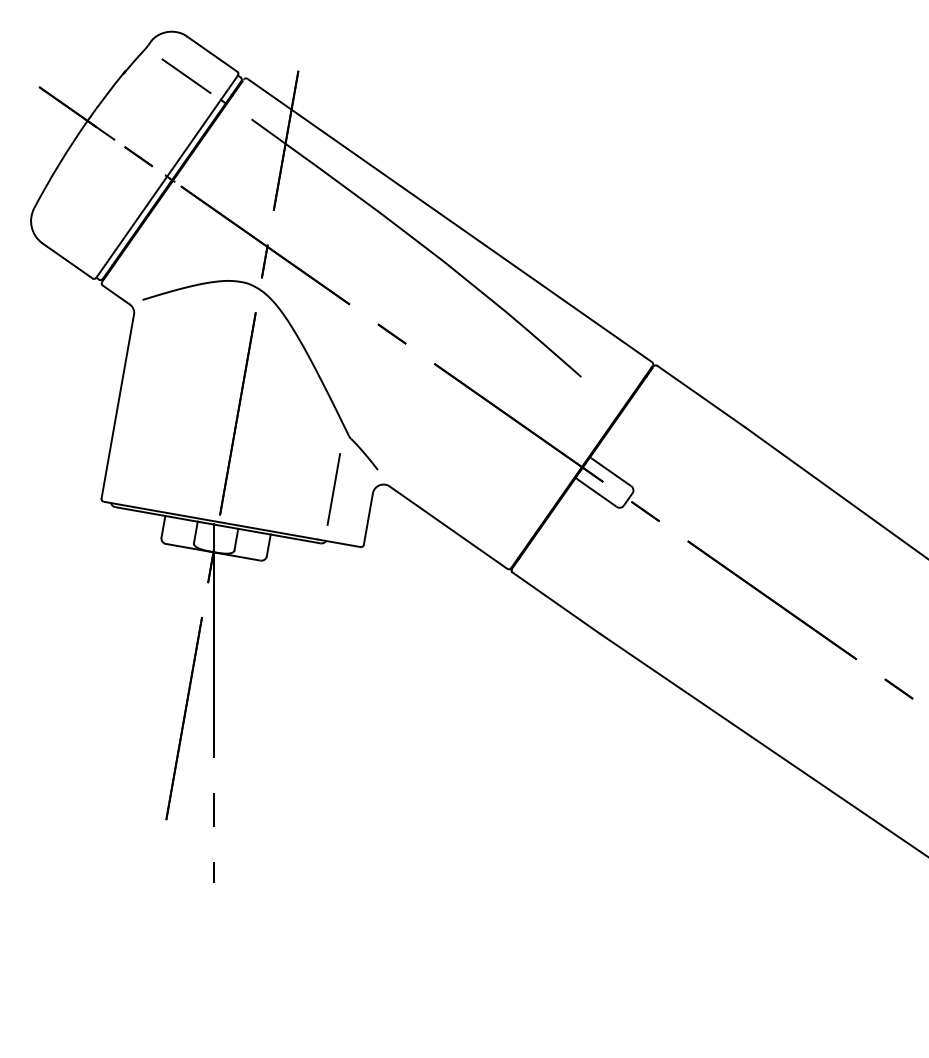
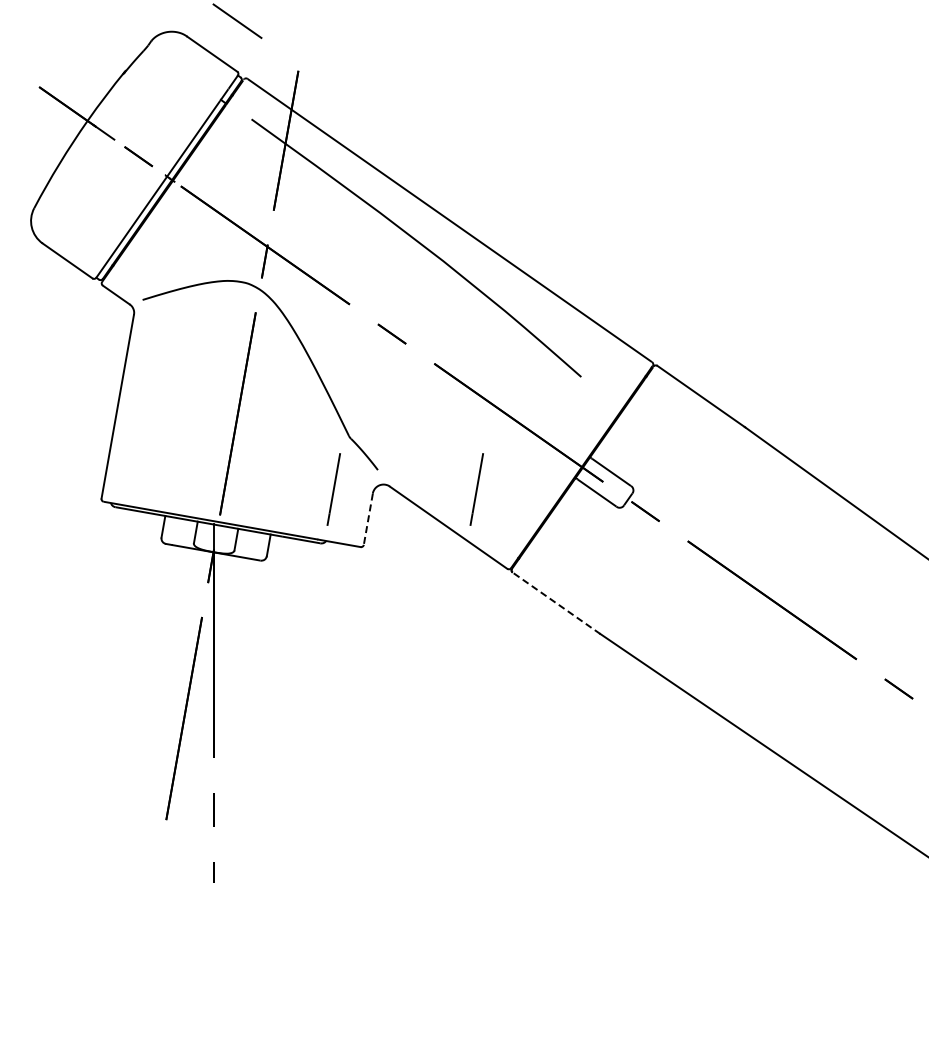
line position: (186, 75) -> (237, 20) (237, 20)
line: none -> present (476, 489)
line: solid -> dashed (368, 519)
line: solid -> dashed (556, 603)
